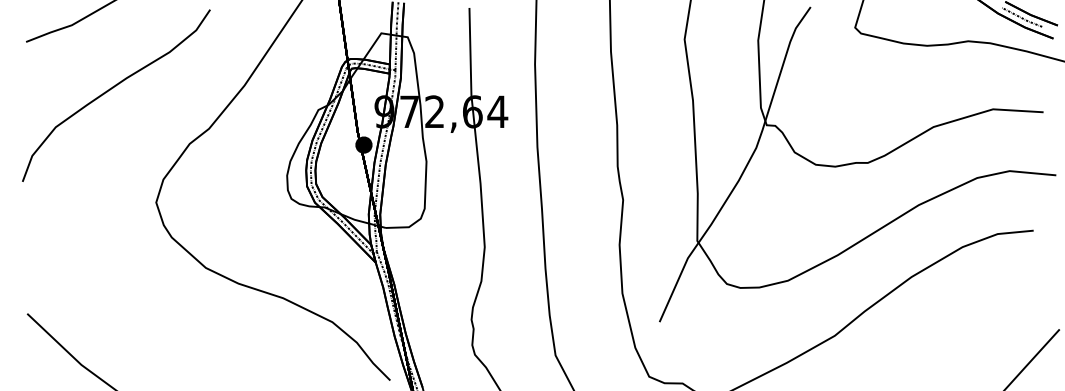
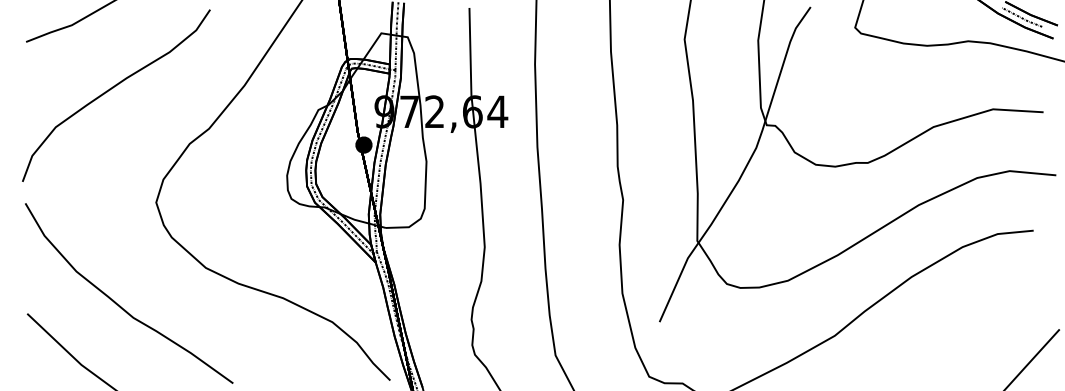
curve: none -> present (119, 304)
